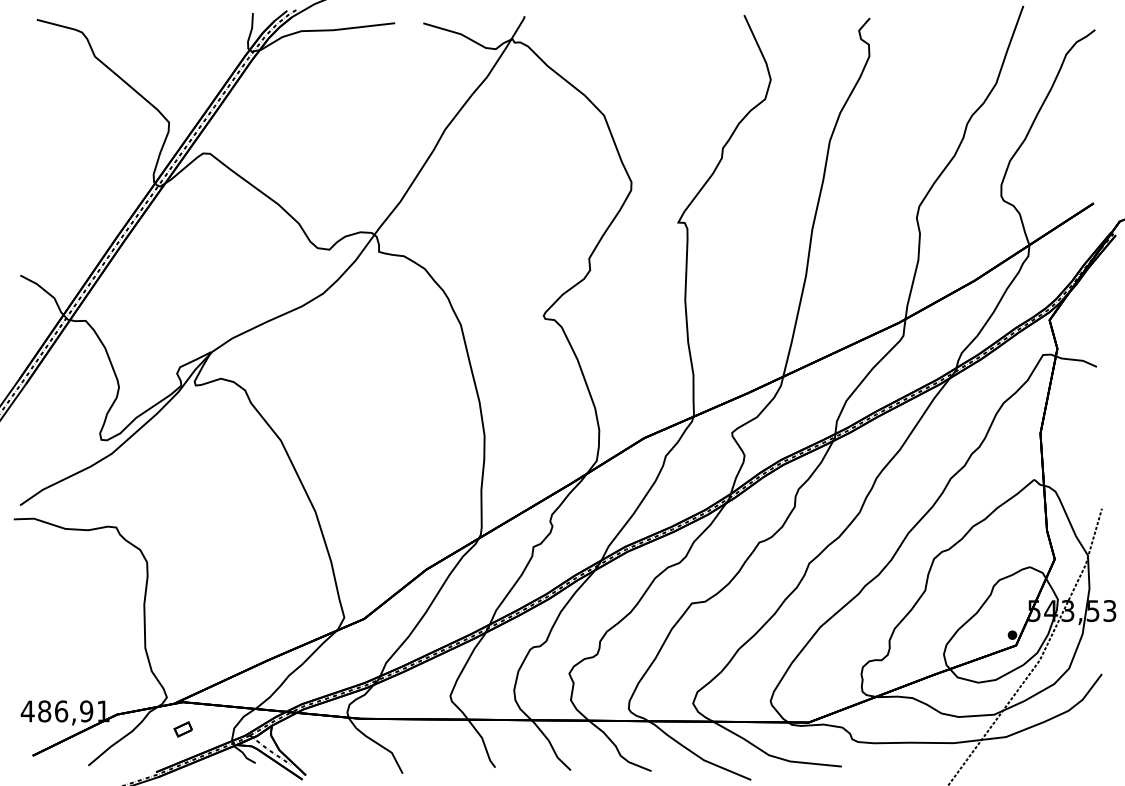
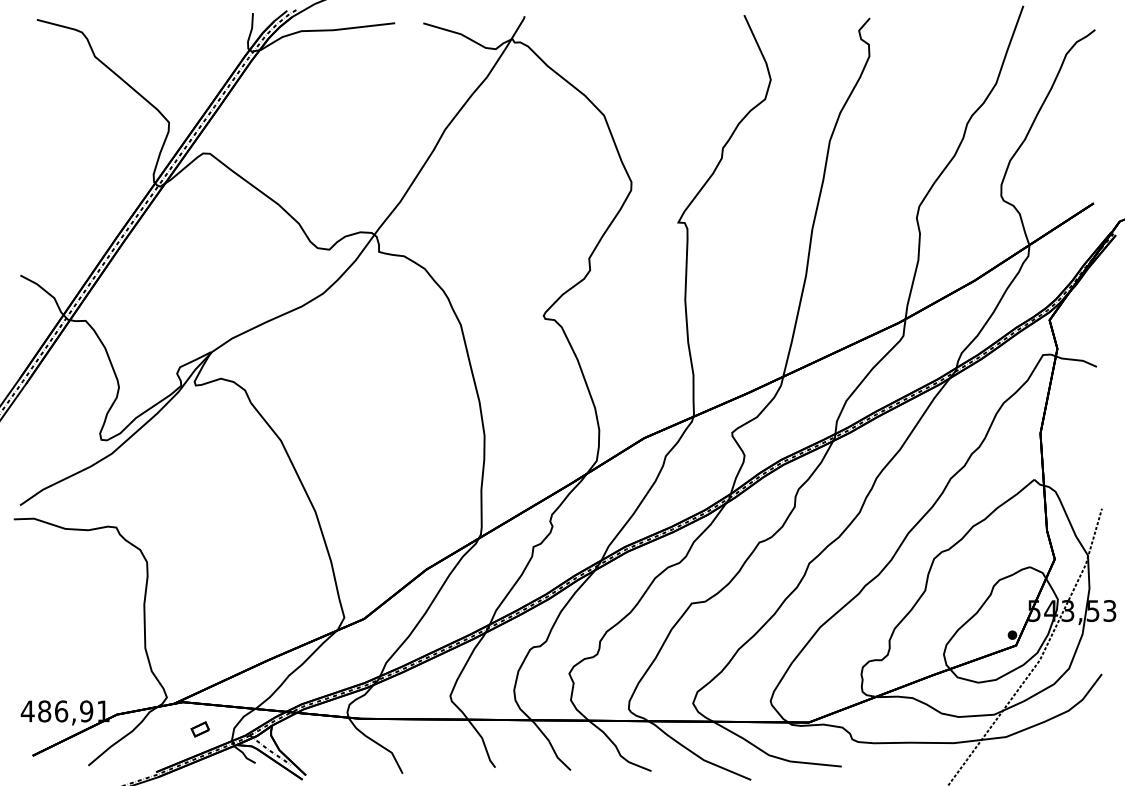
part position: (182, 729) -> (199, 729) (199, 729)
